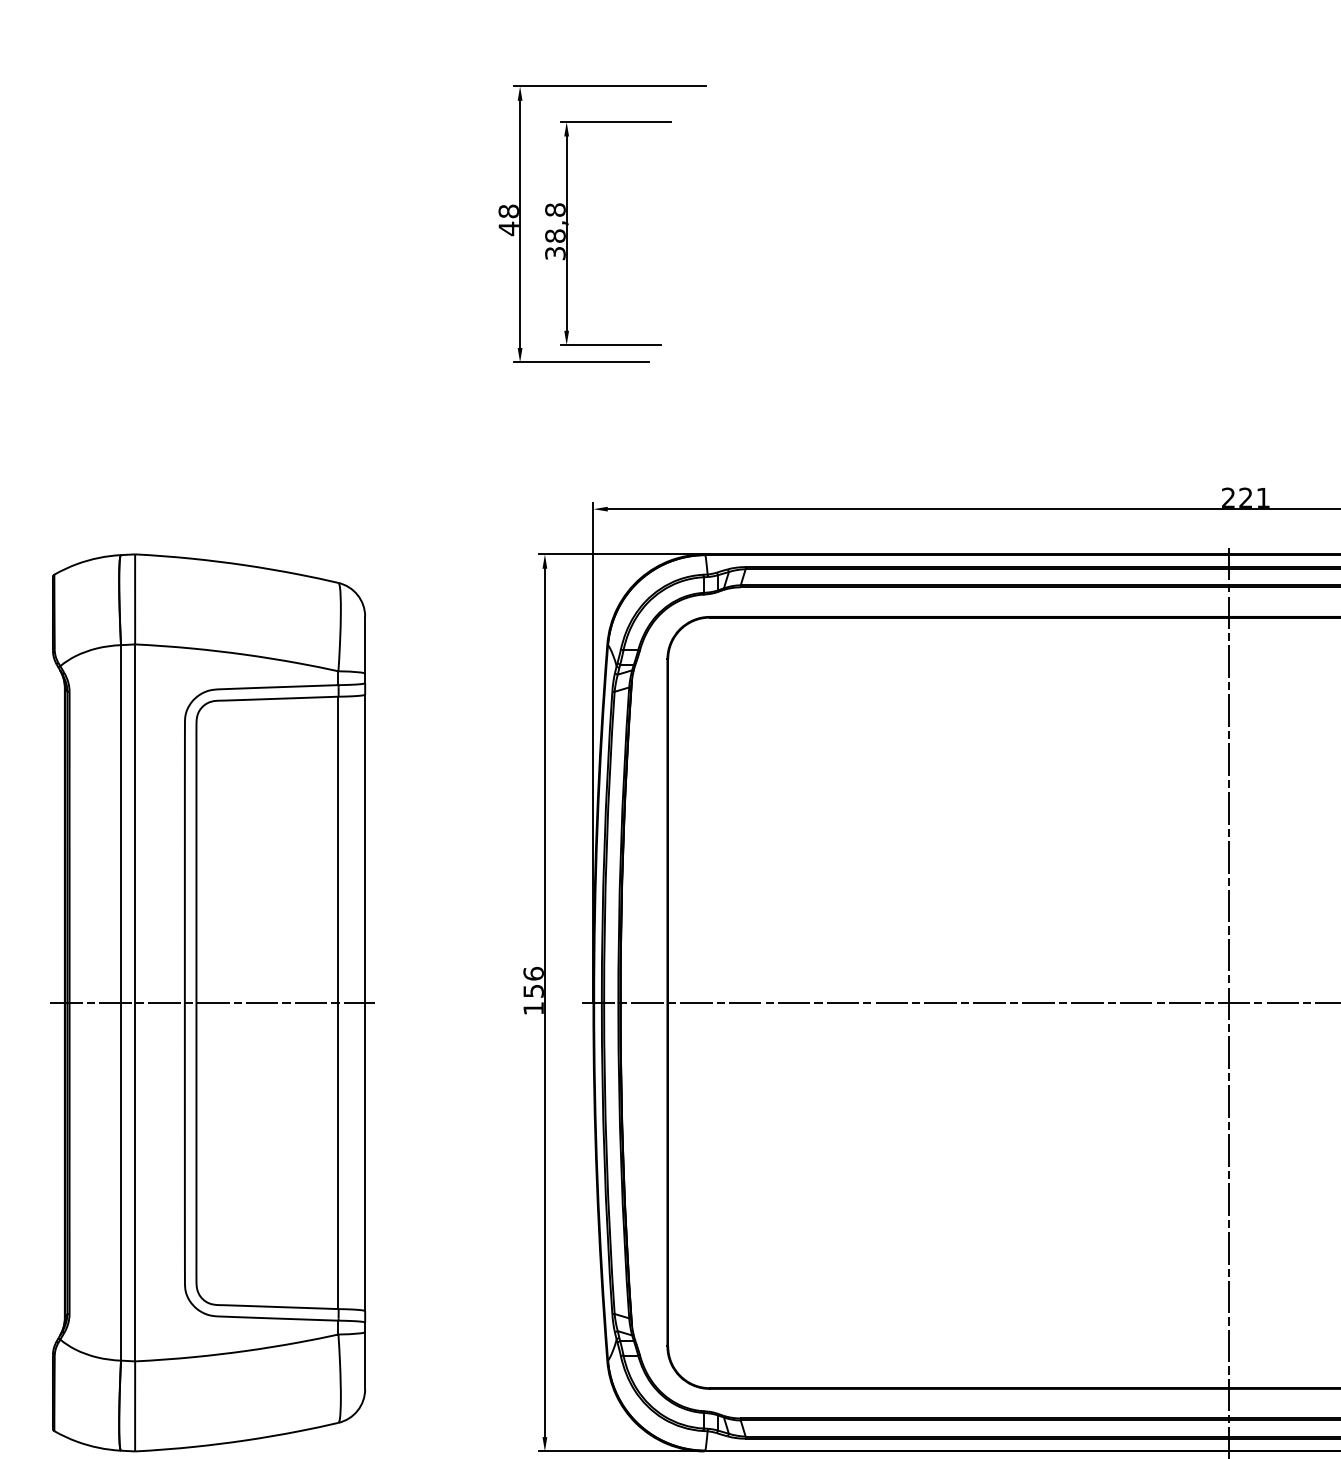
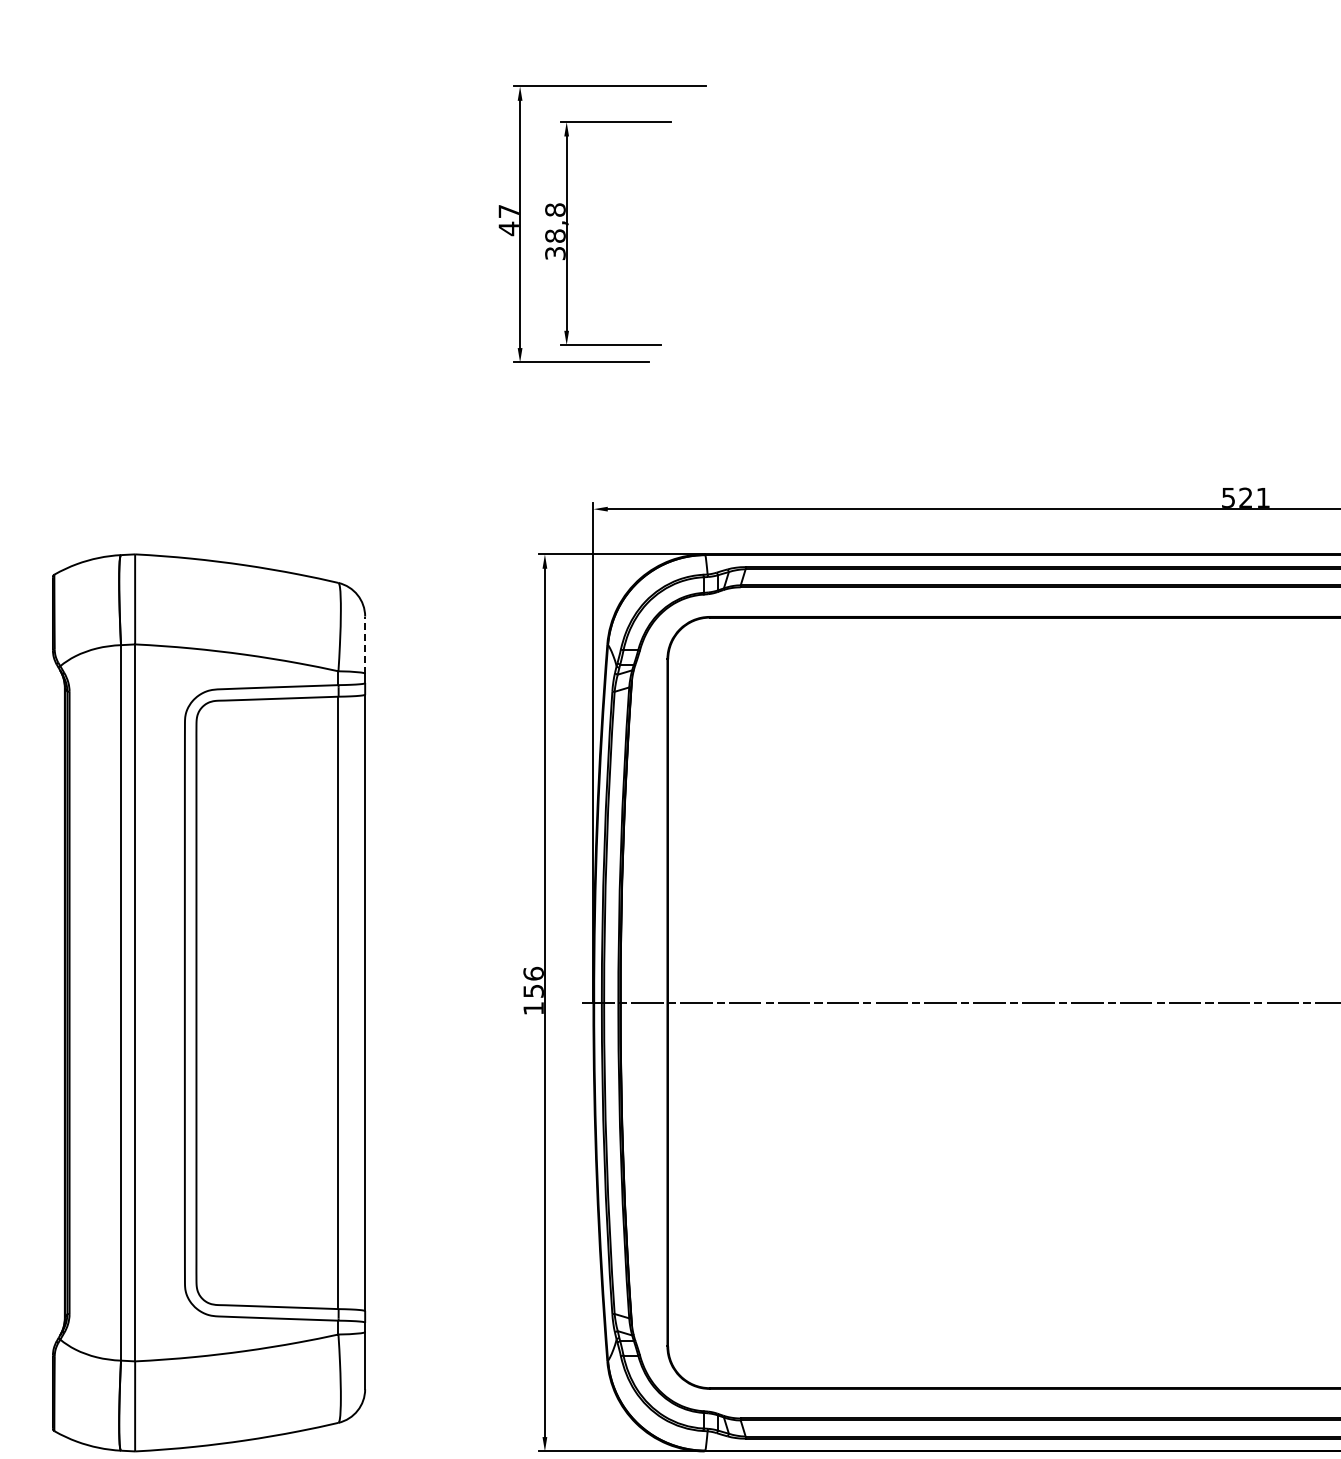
text: 48 -> 47 (508, 211)
text: 221 -> 521 (1228, 497)
line: solid -> dashed (365, 645)
line: present -> none (1228, 999)
line: present -> none (212, 1002)
